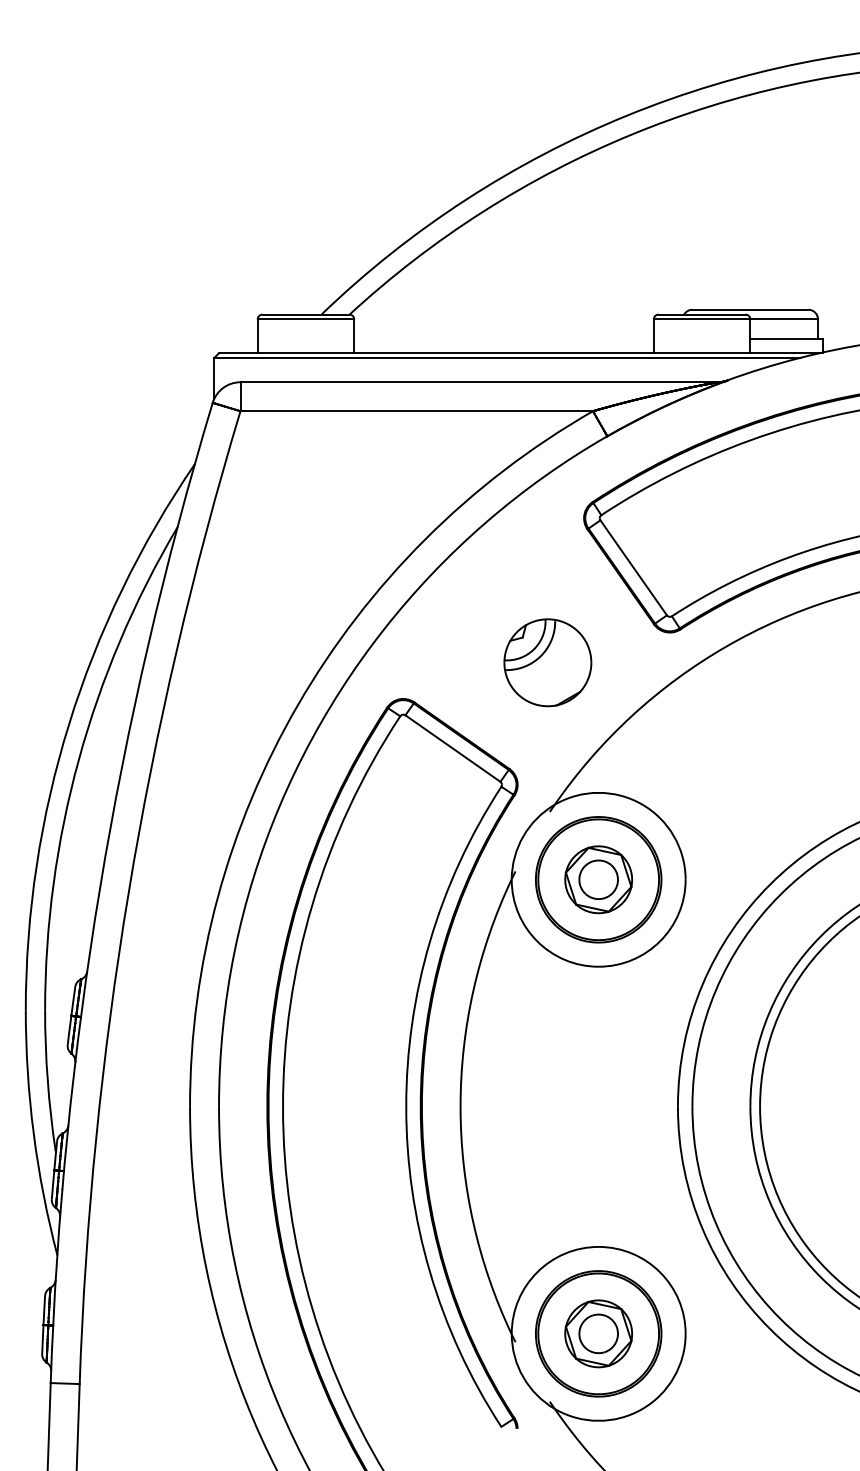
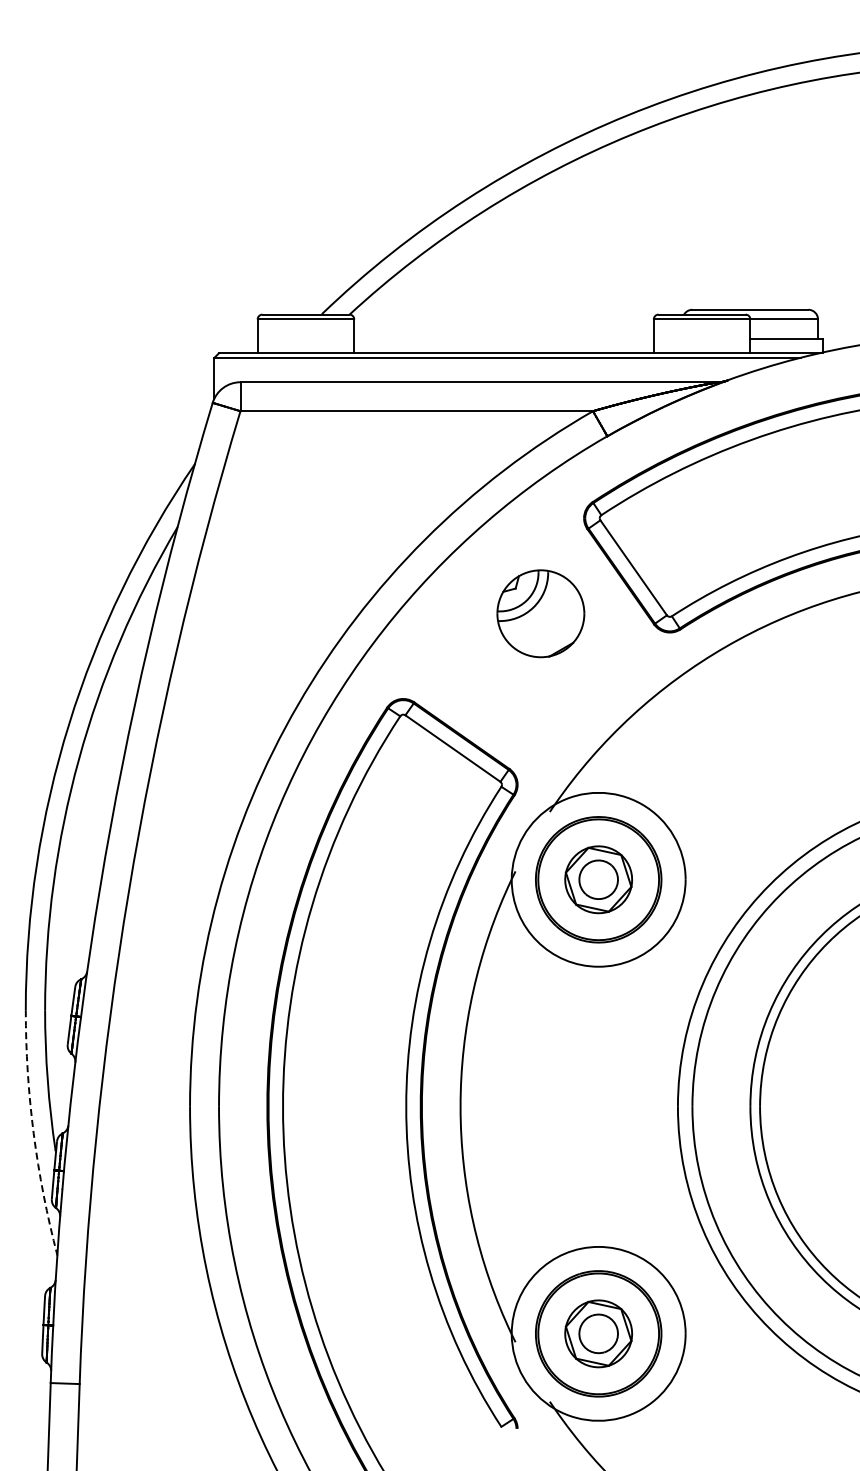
part position: (547, 662) -> (540, 613) (540, 613)
arc: solid -> dashed (33, 1133)
